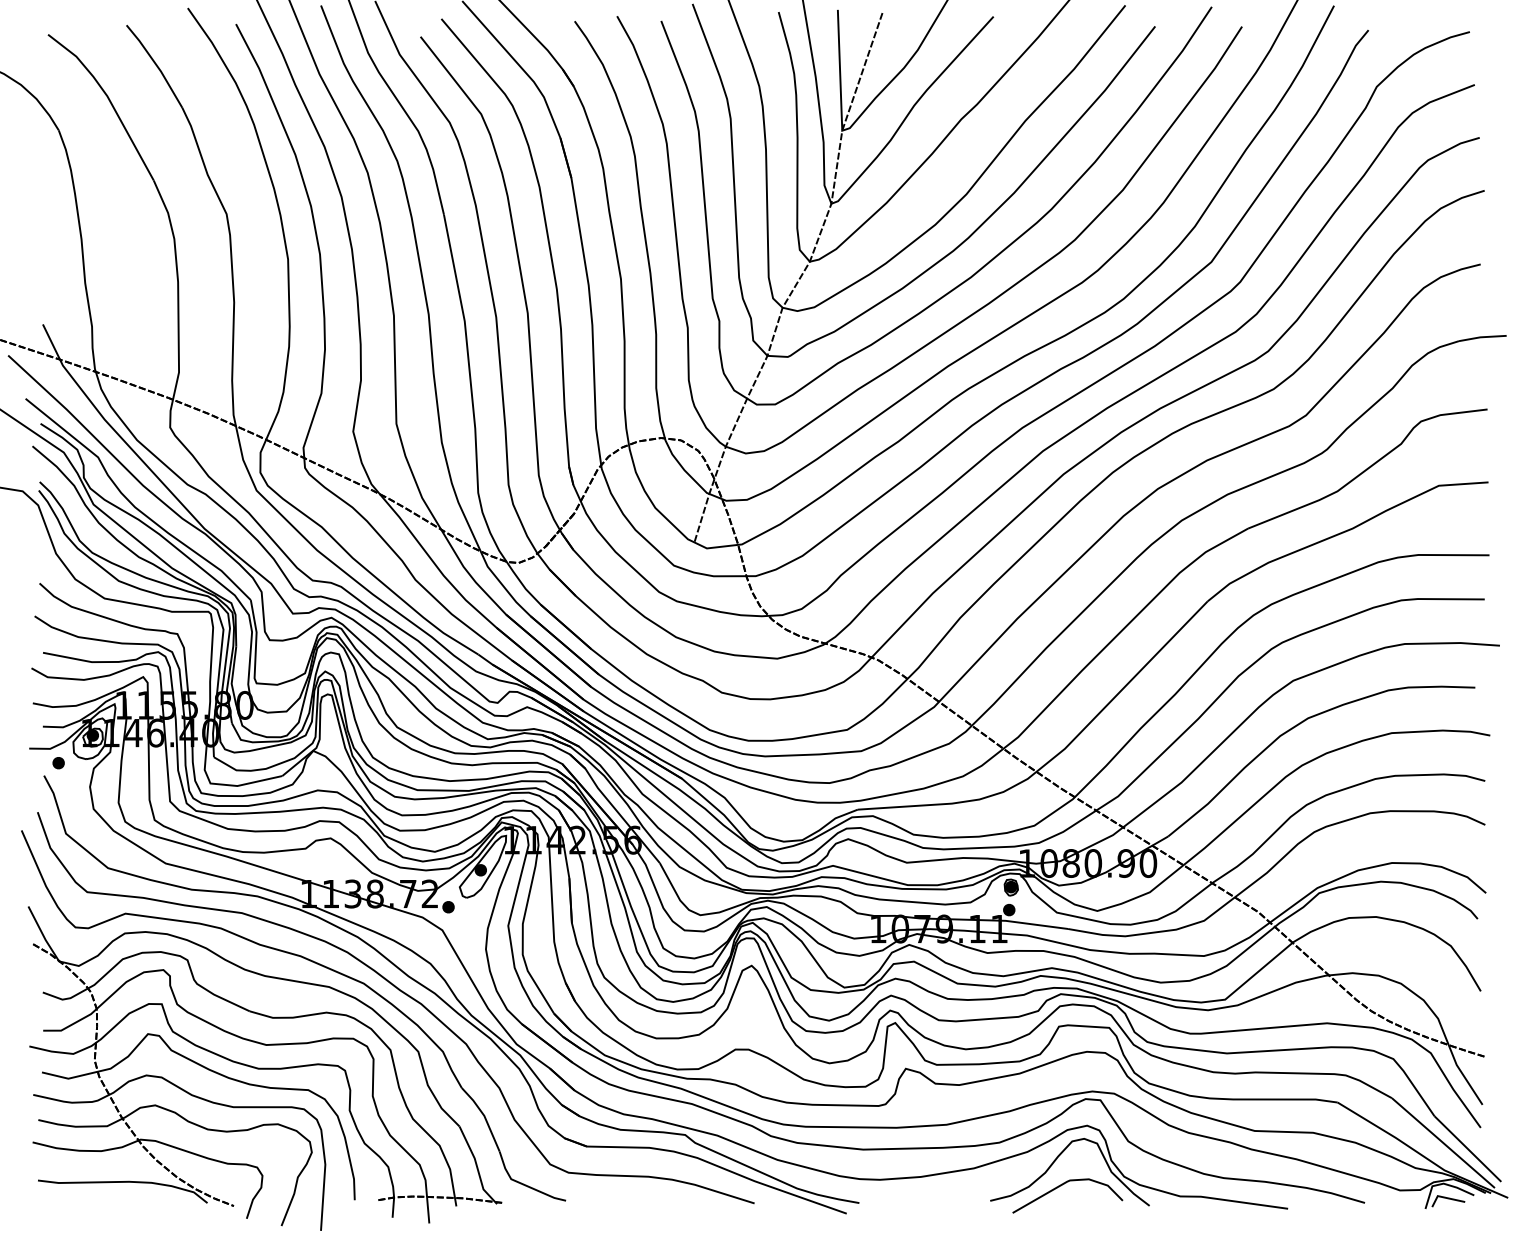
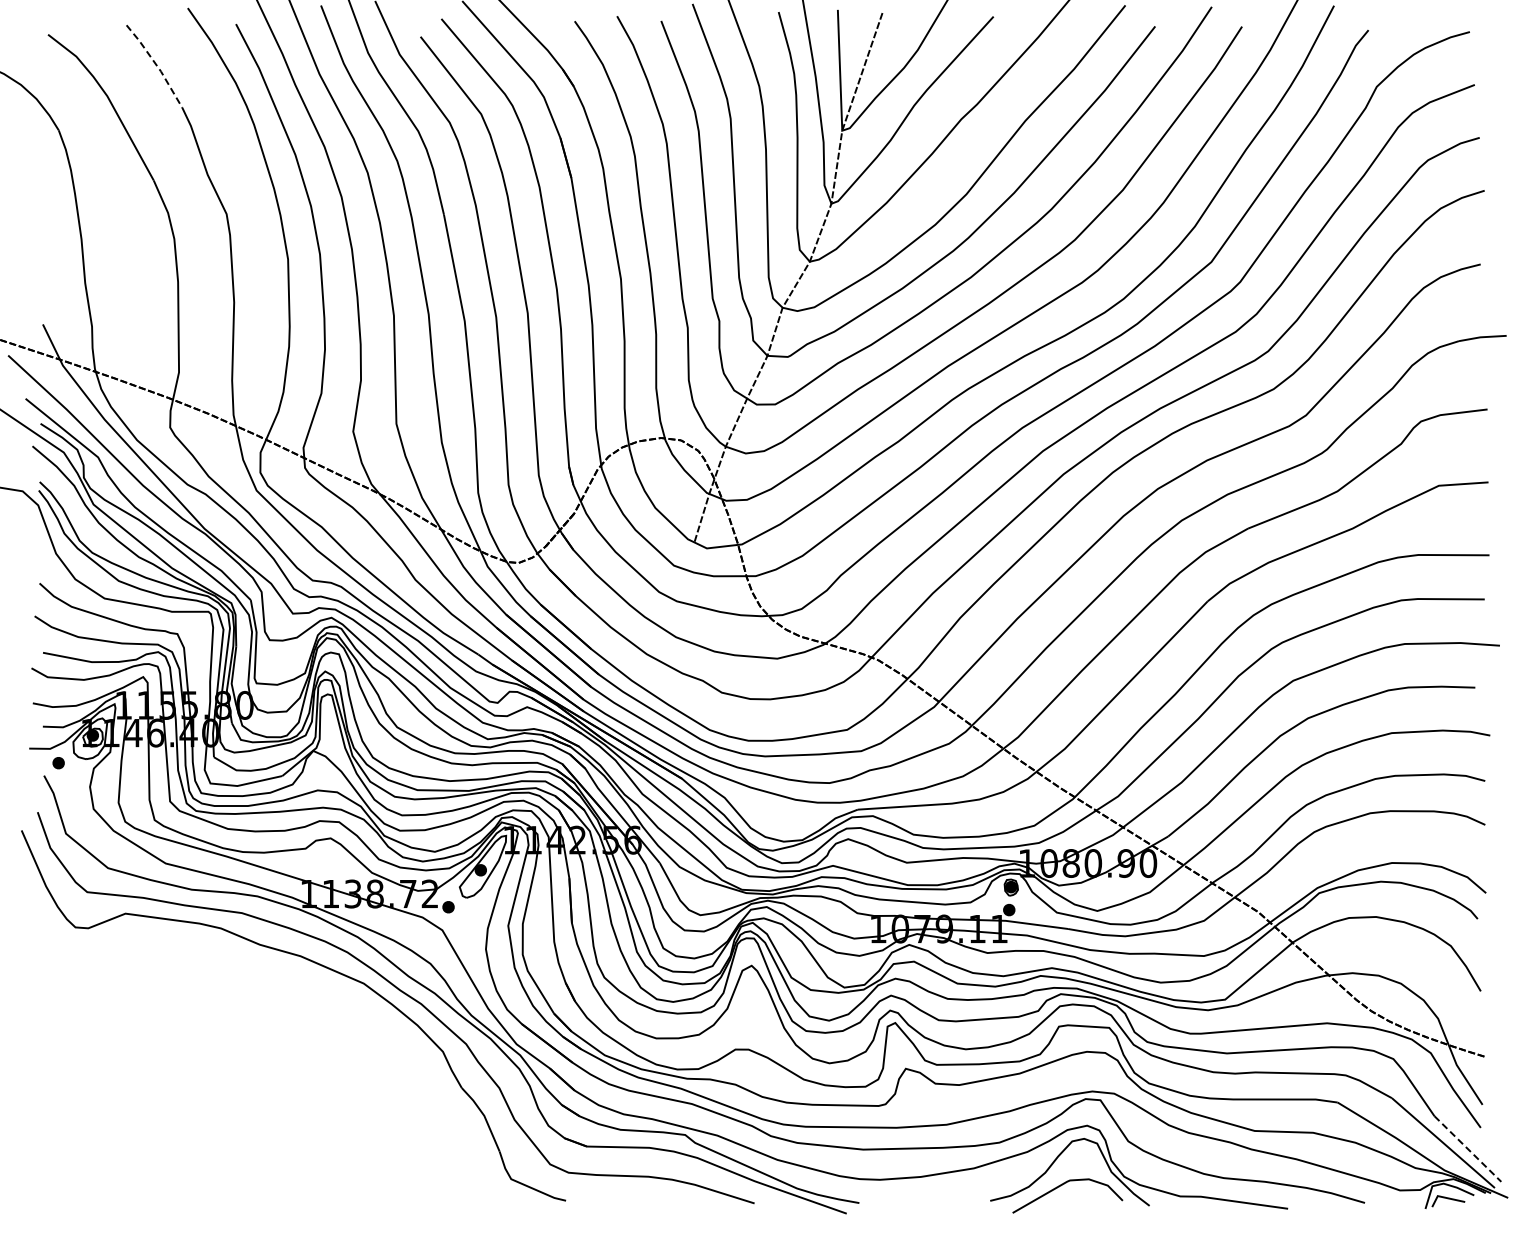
line: solid -> dashed (156, 65)
part: present -> none (264, 1068)
line: solid -> dashed (1467, 1149)
